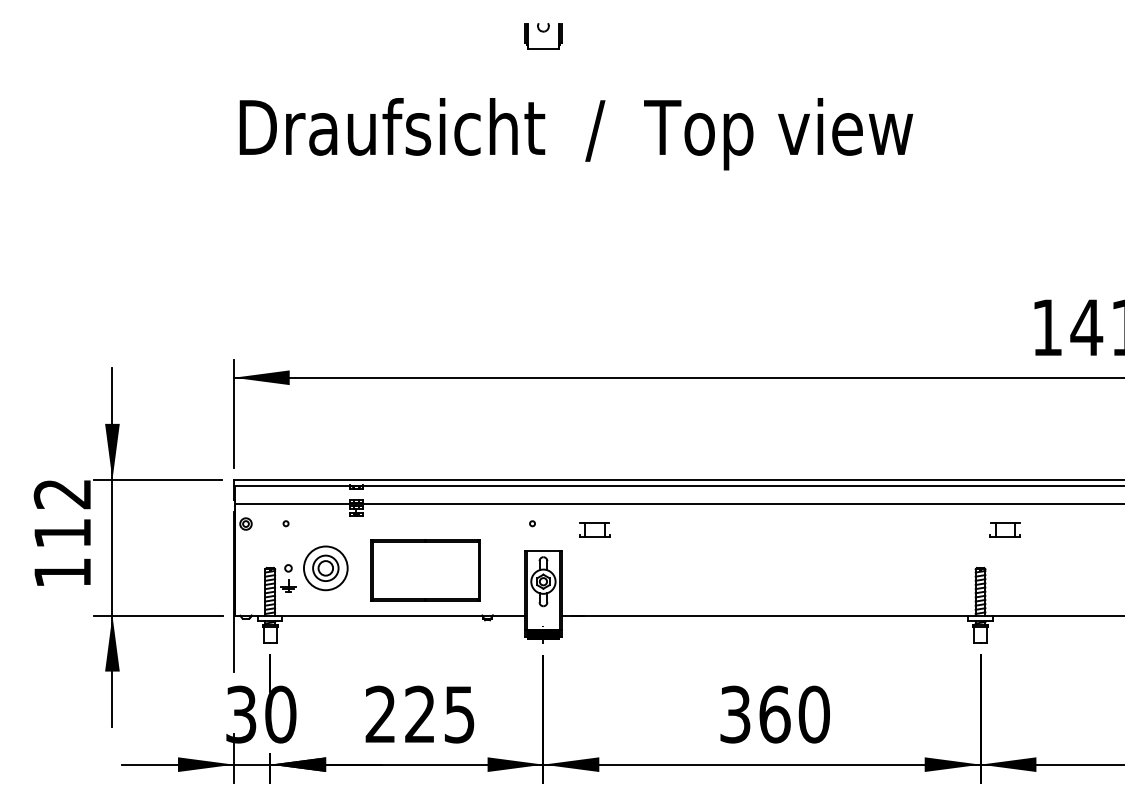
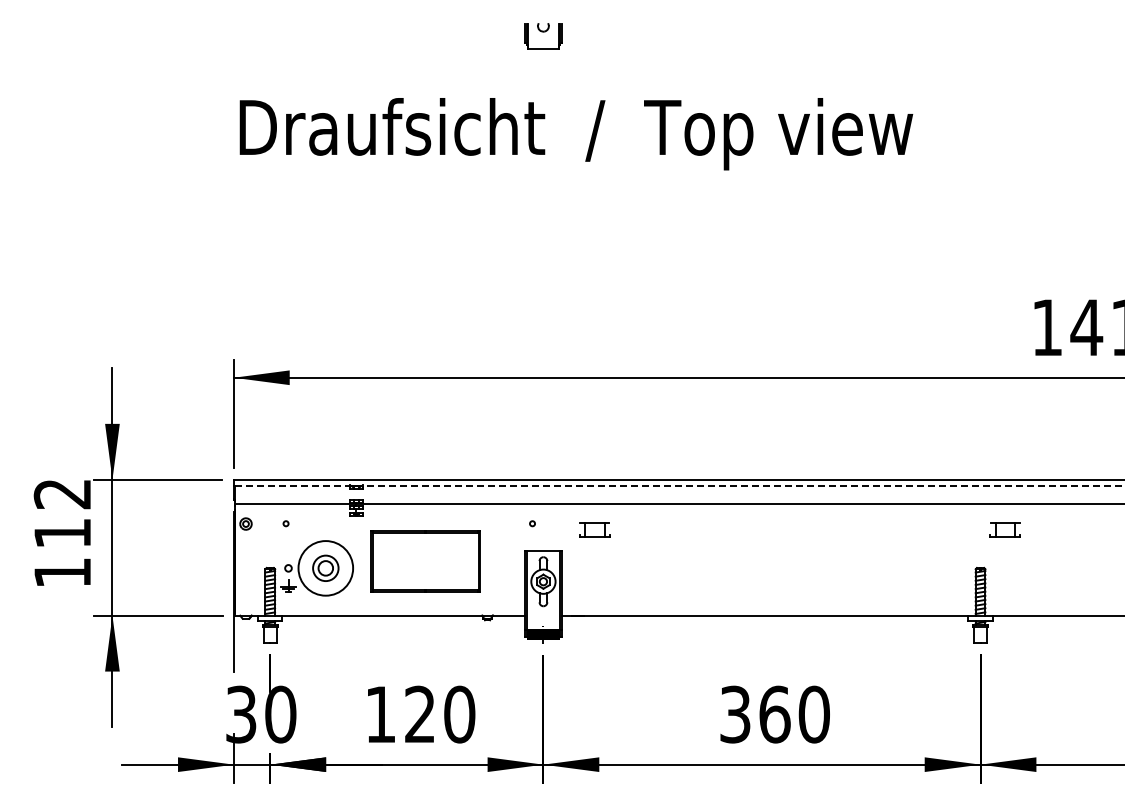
line: solid -> dashed (679, 485)
circle diameter: 44 px -> 55 px (325, 568)
part position: (425, 570) -> (425, 561) (425, 561)
text: 225 -> 120 (420, 714)
